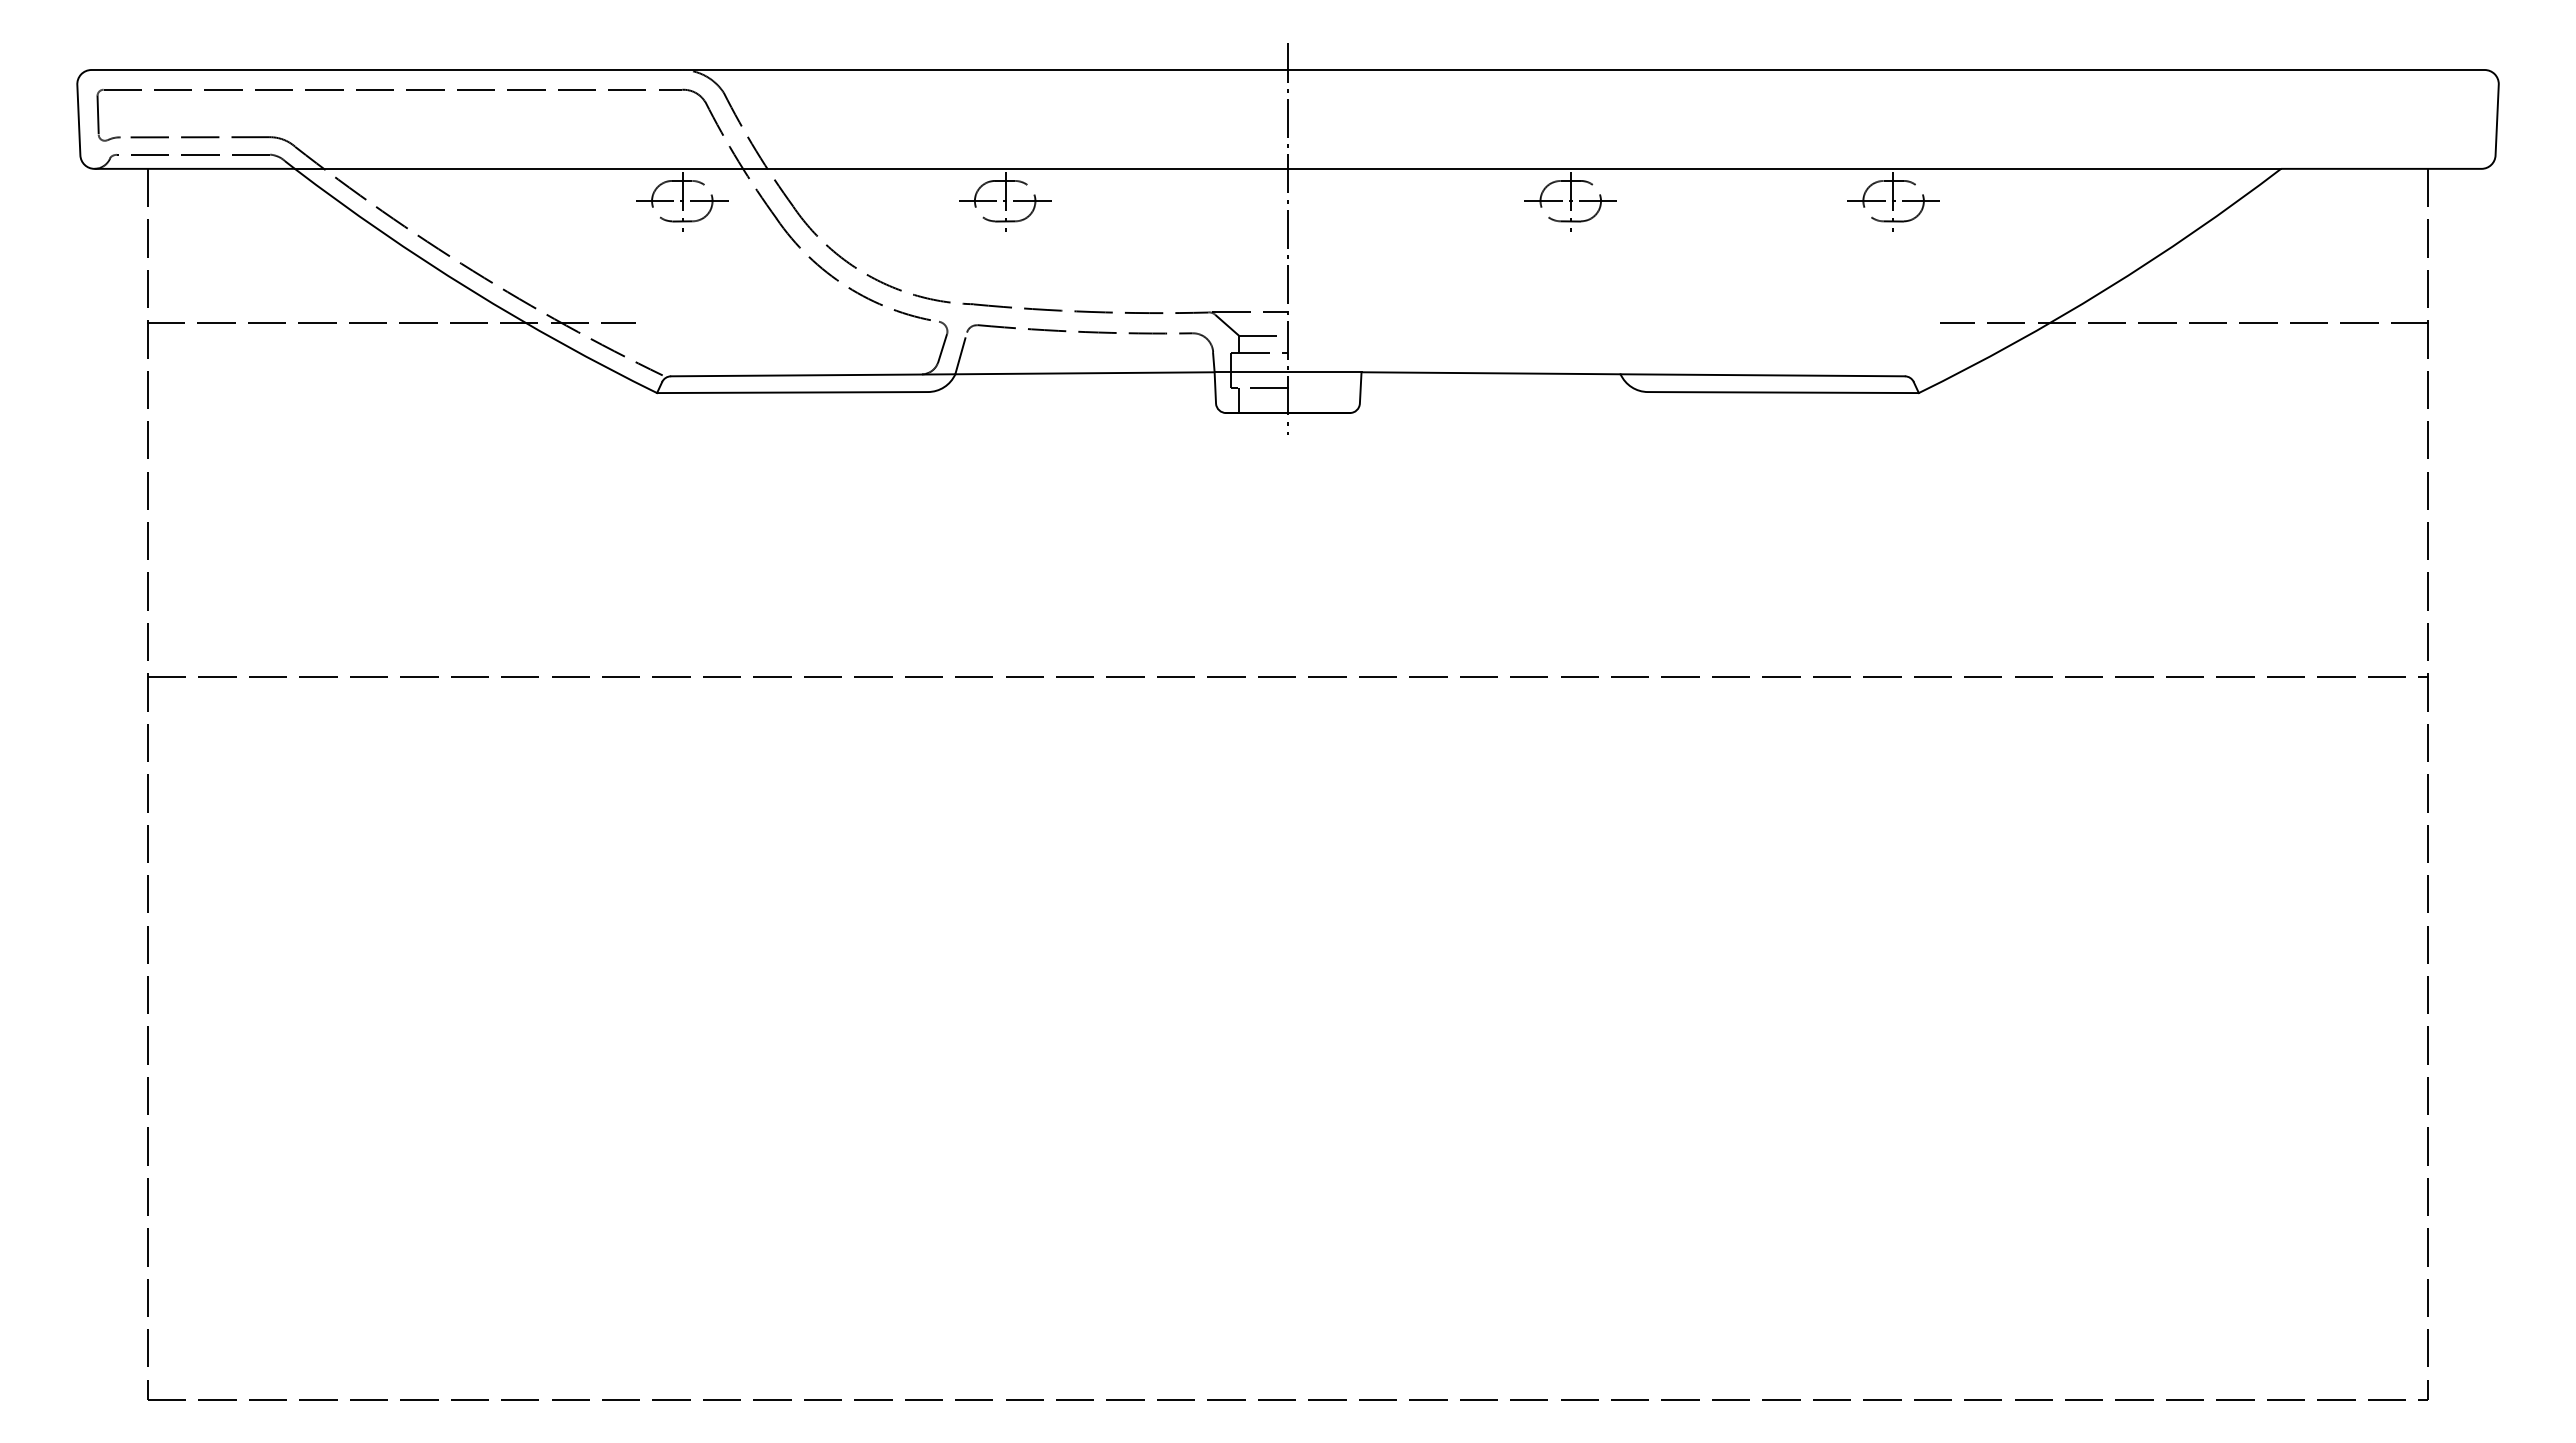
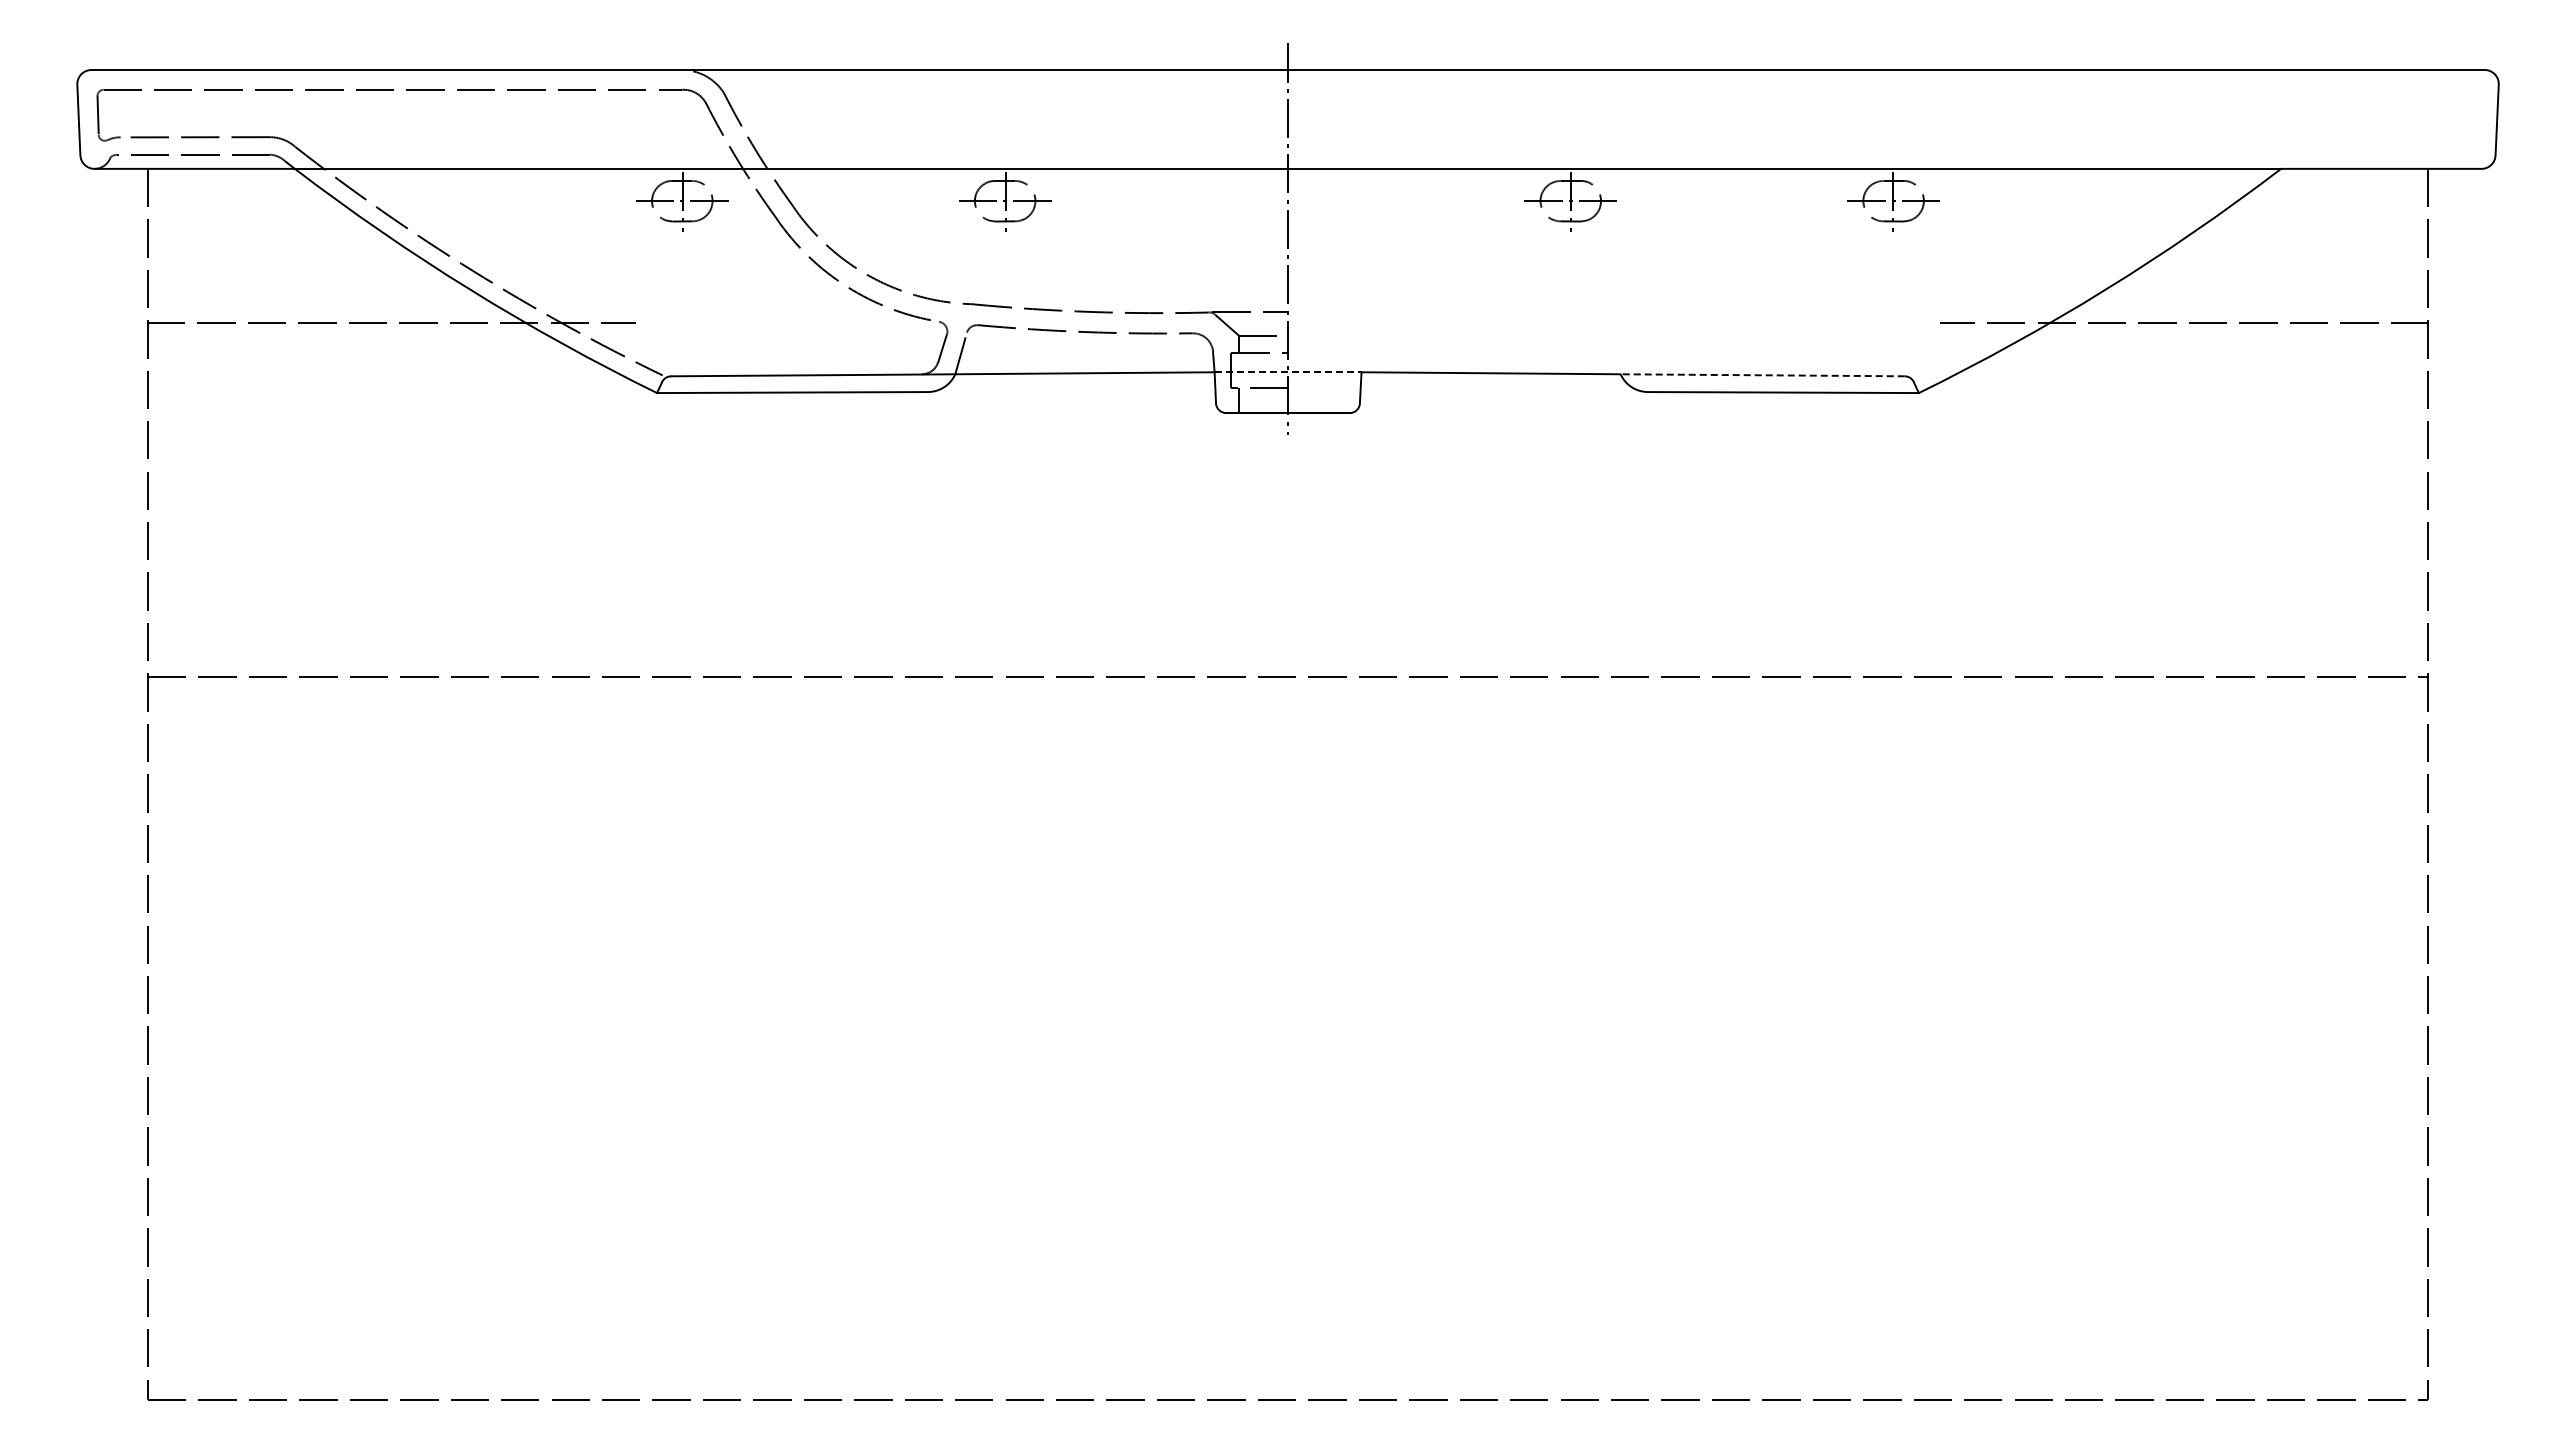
line: solid -> dashed (1288, 372)
line: solid -> dashed (1762, 375)
